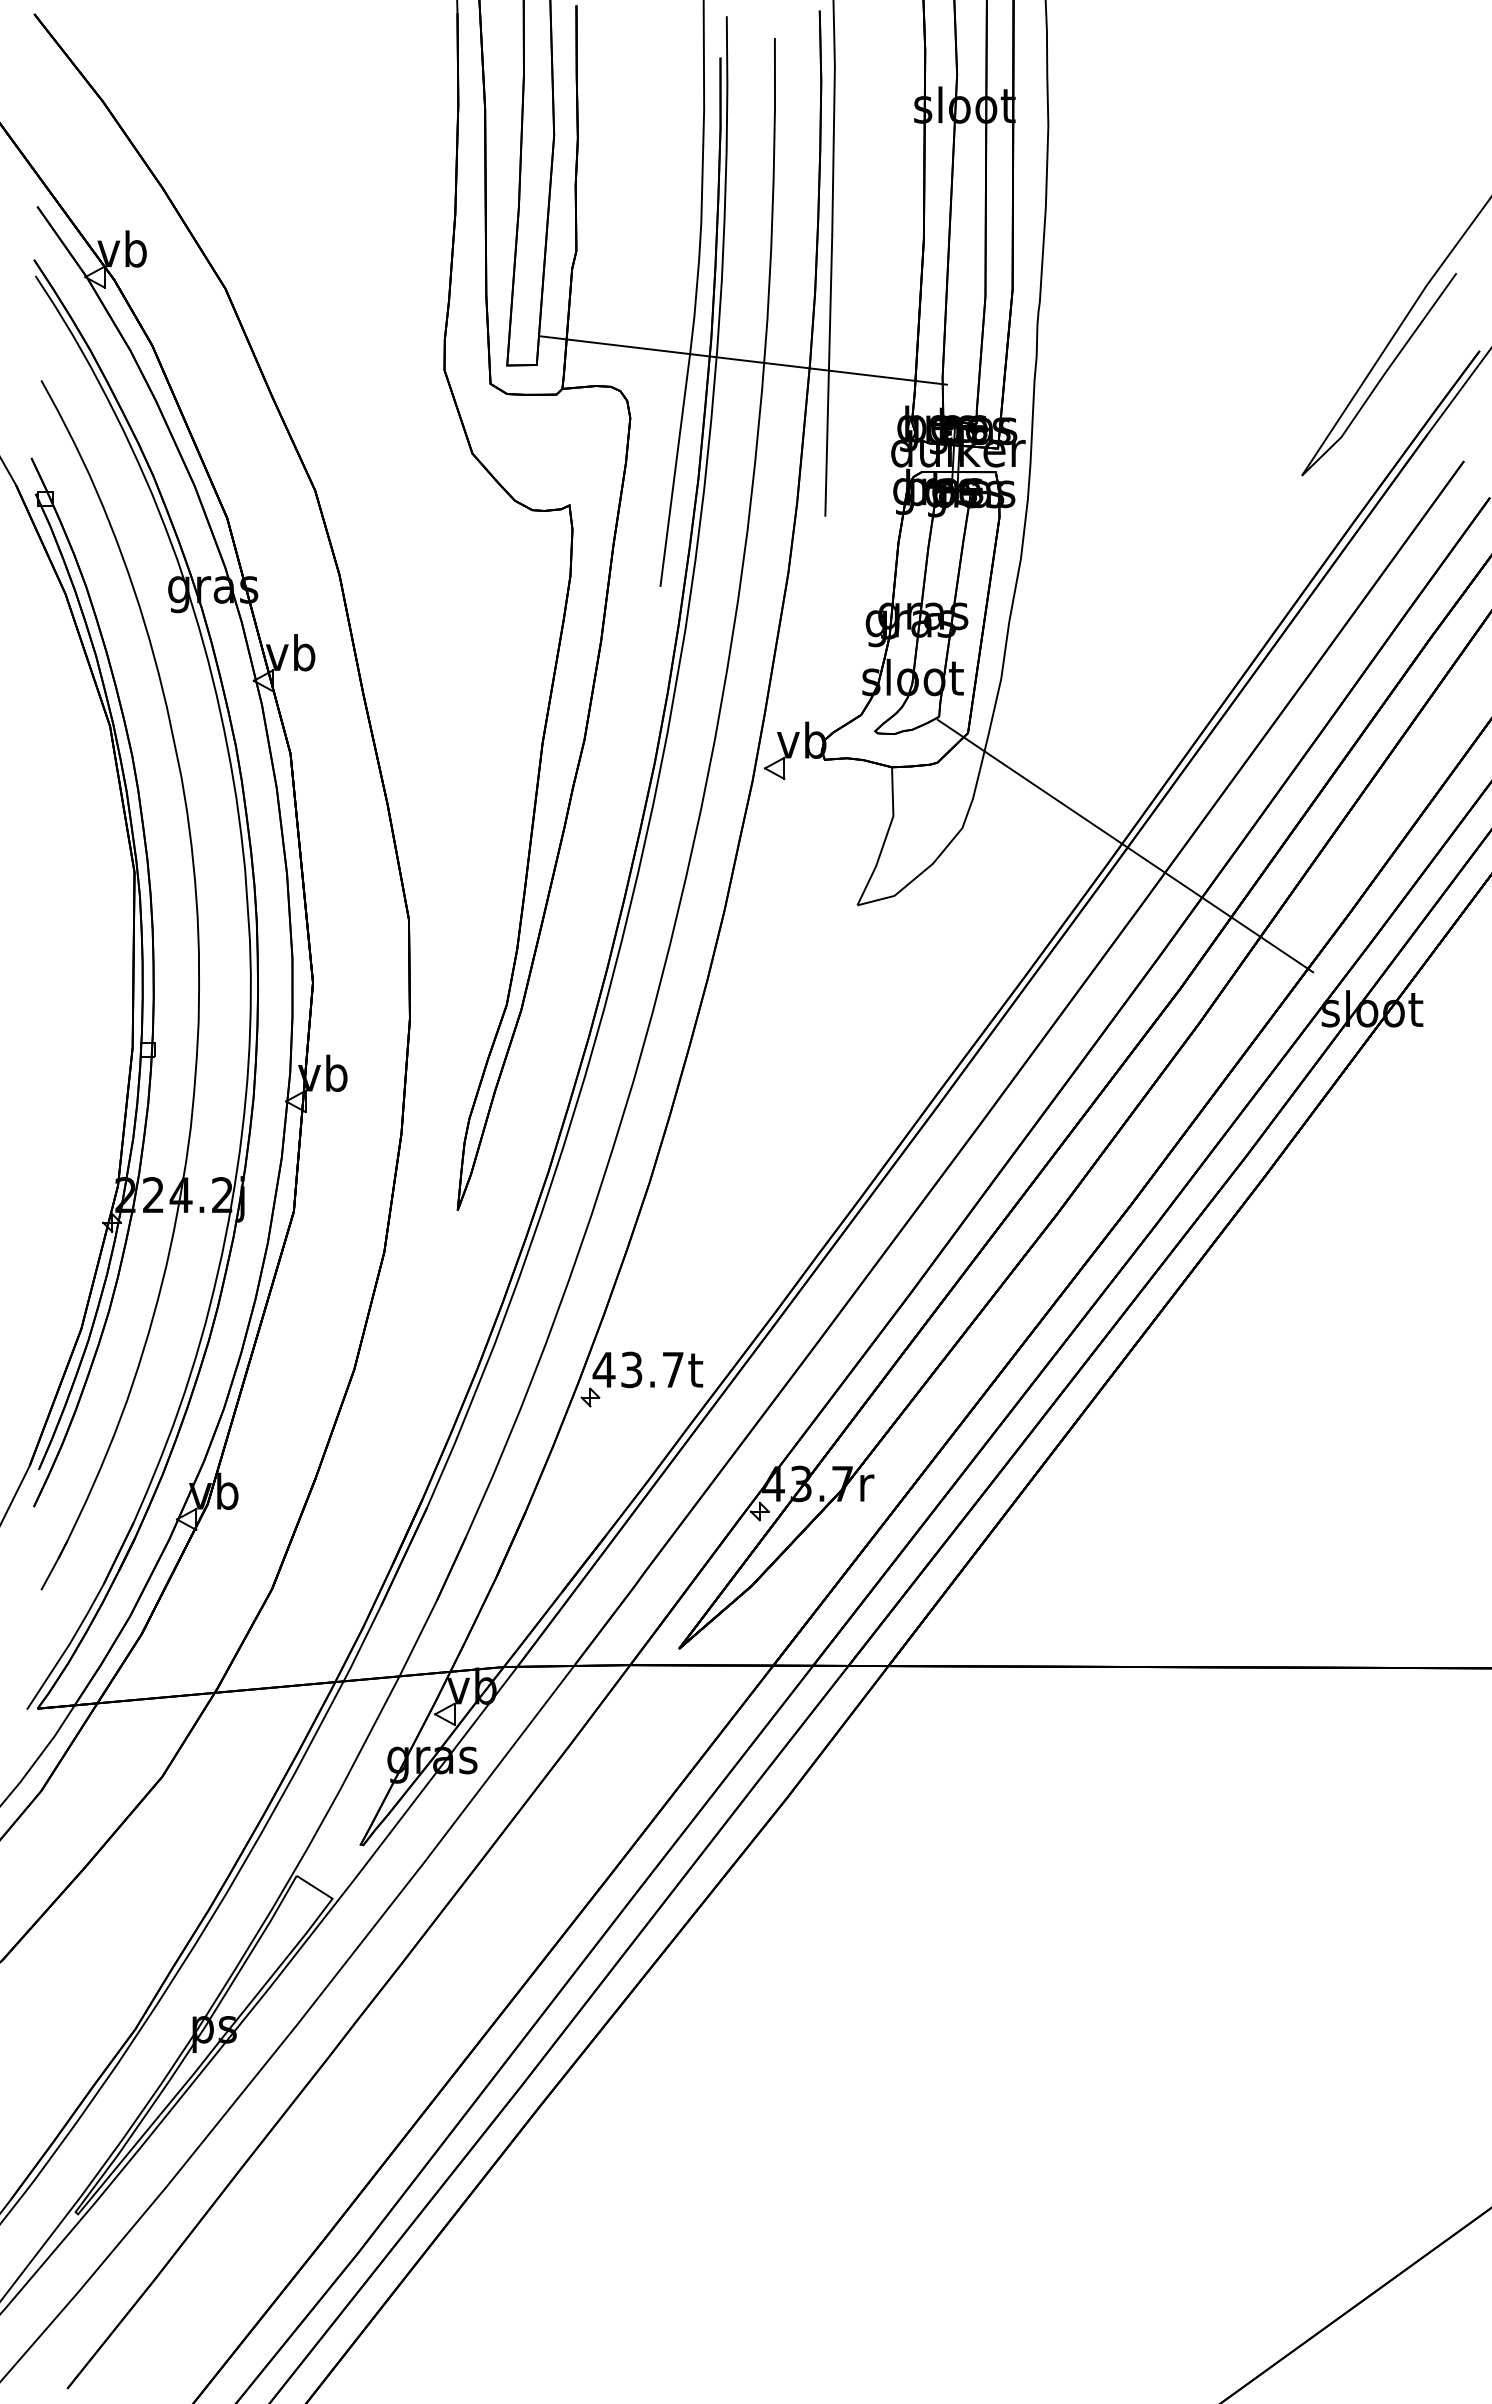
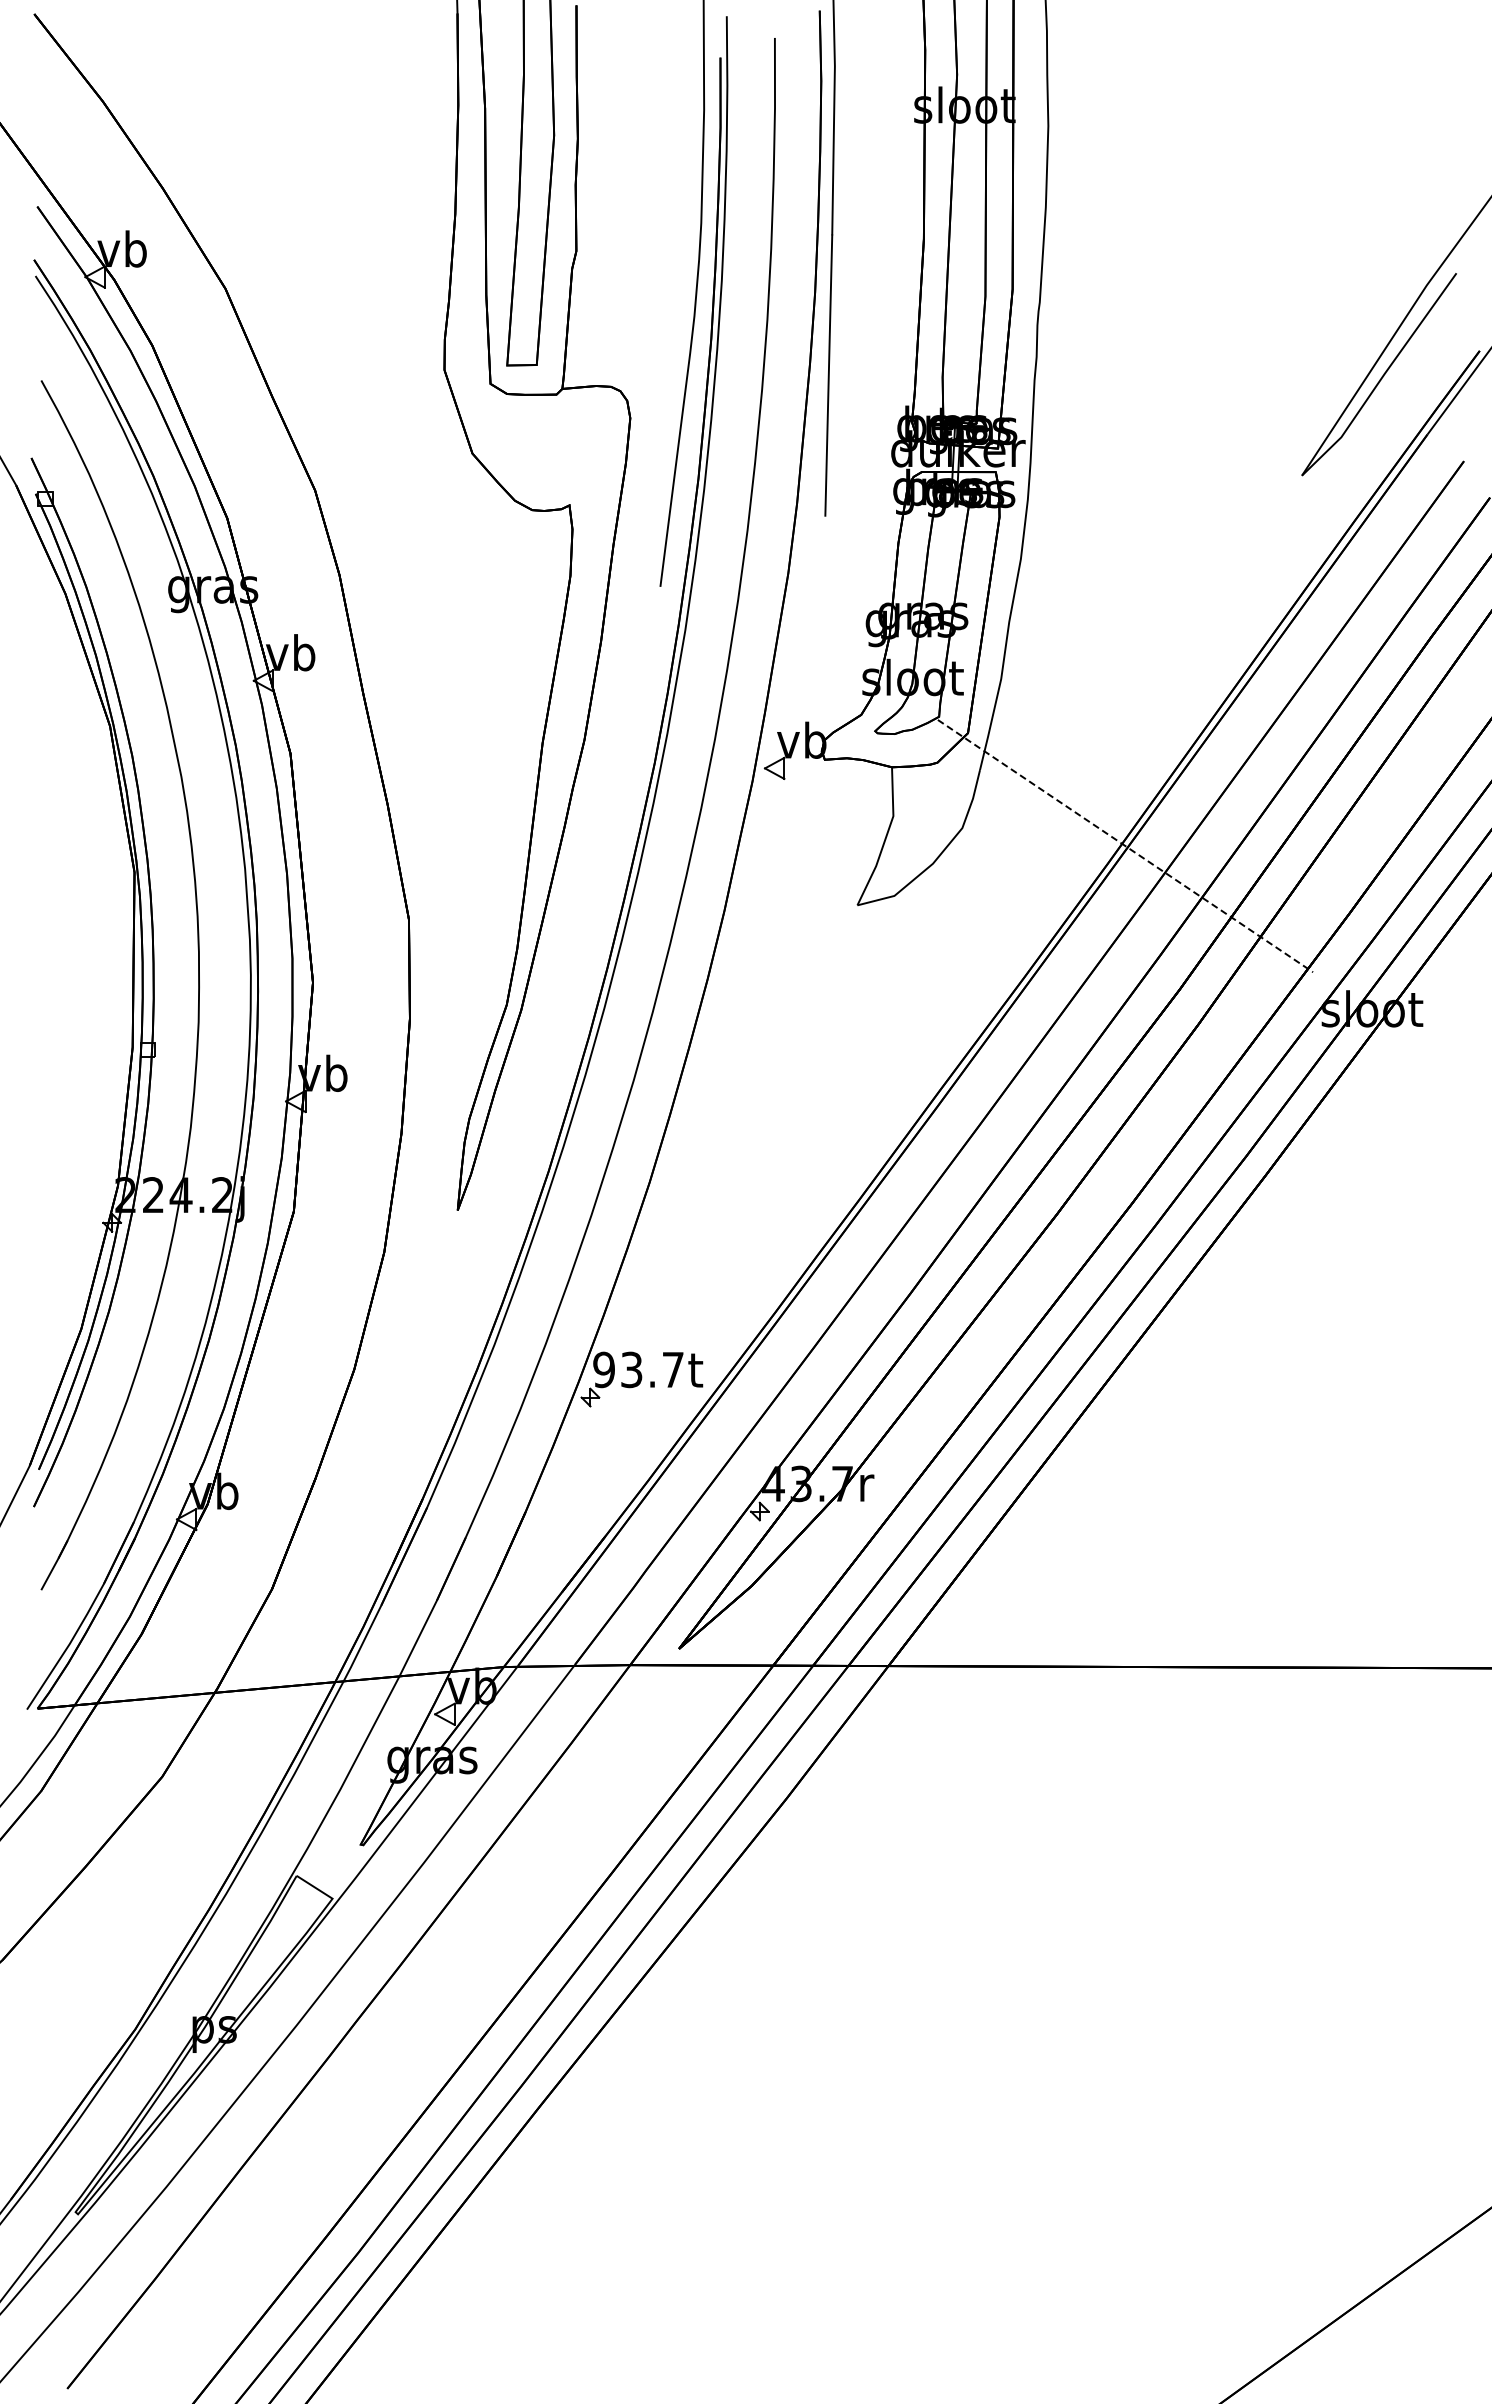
line: present -> none (743, 360)
line: solid -> dashed (1125, 846)
text: 43.7t -> 93.7t (603, 1369)
